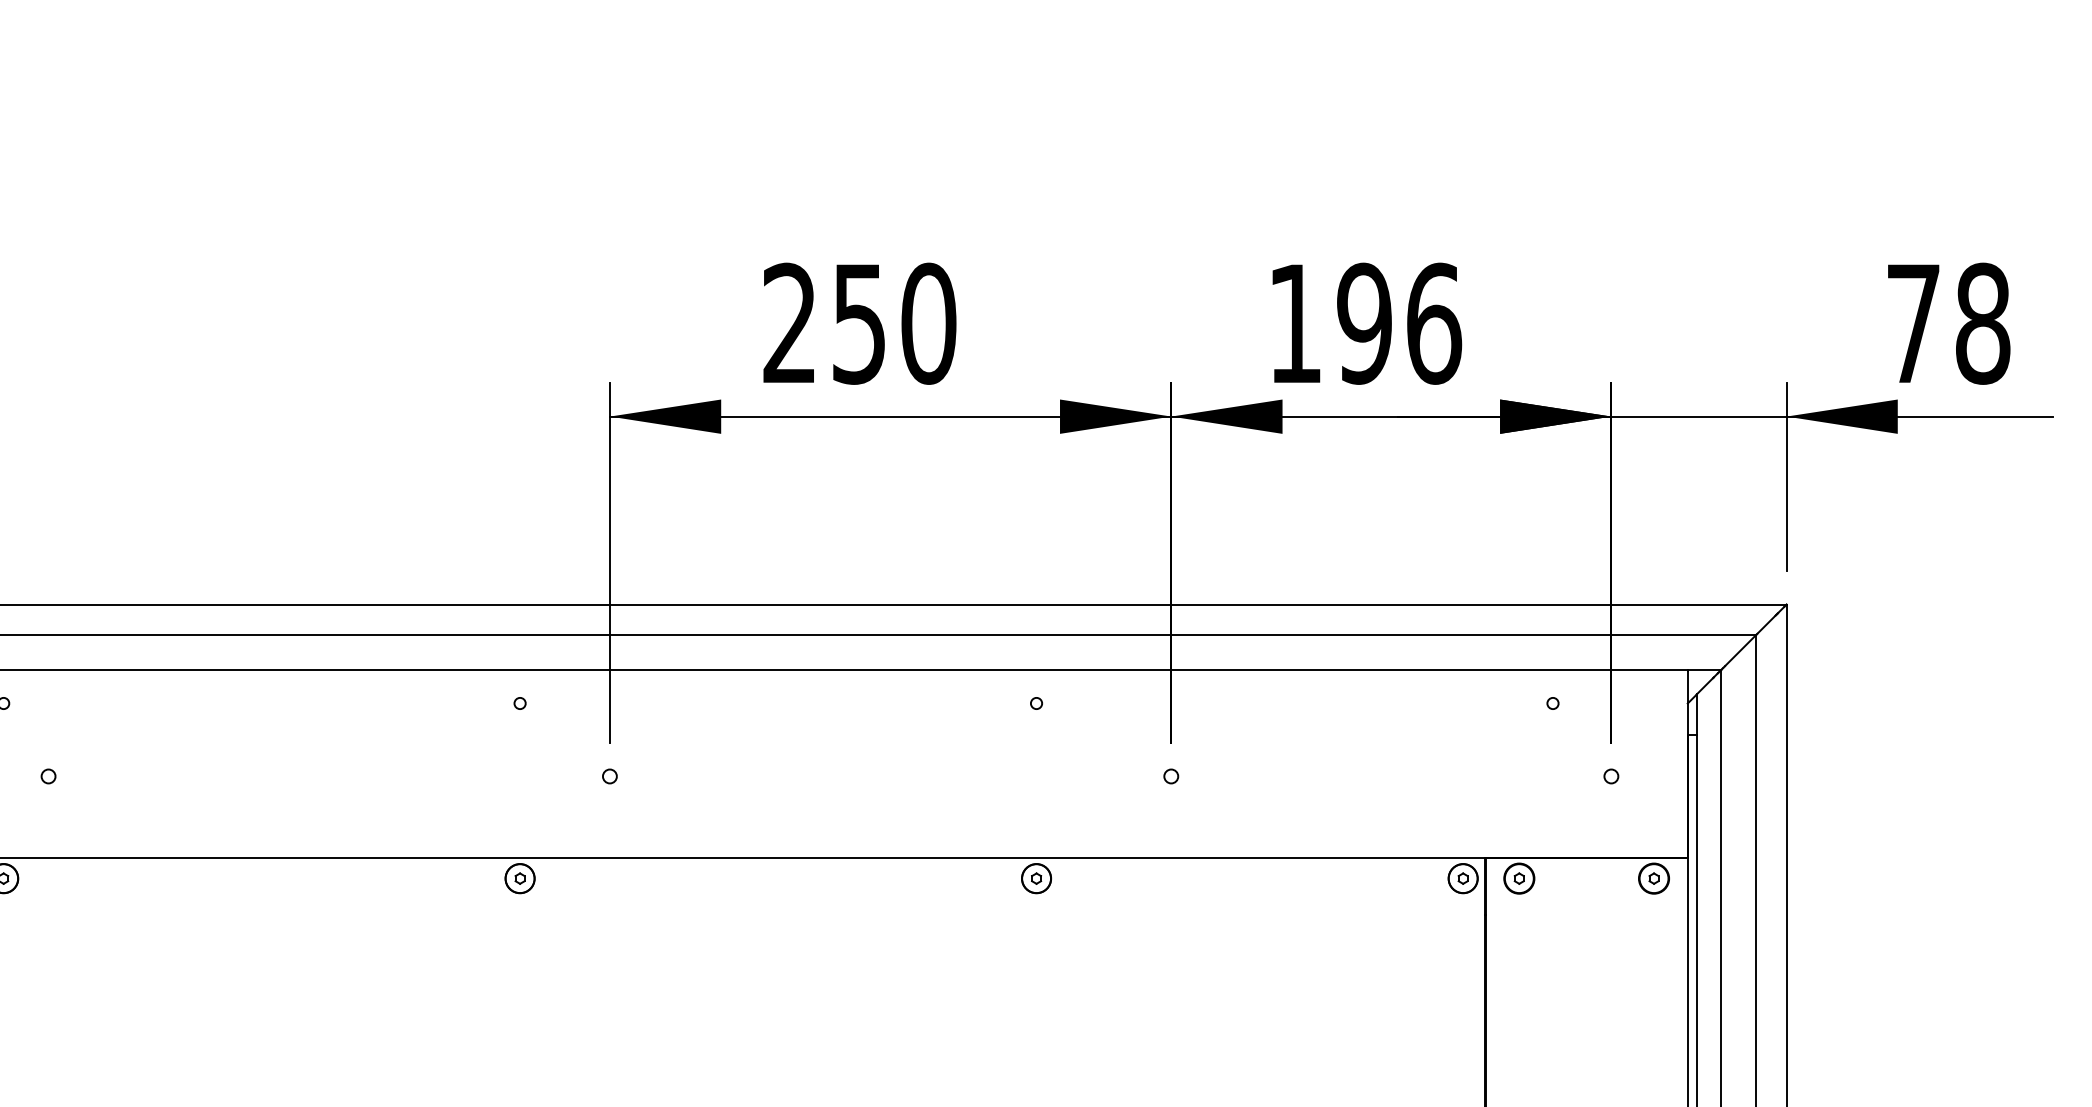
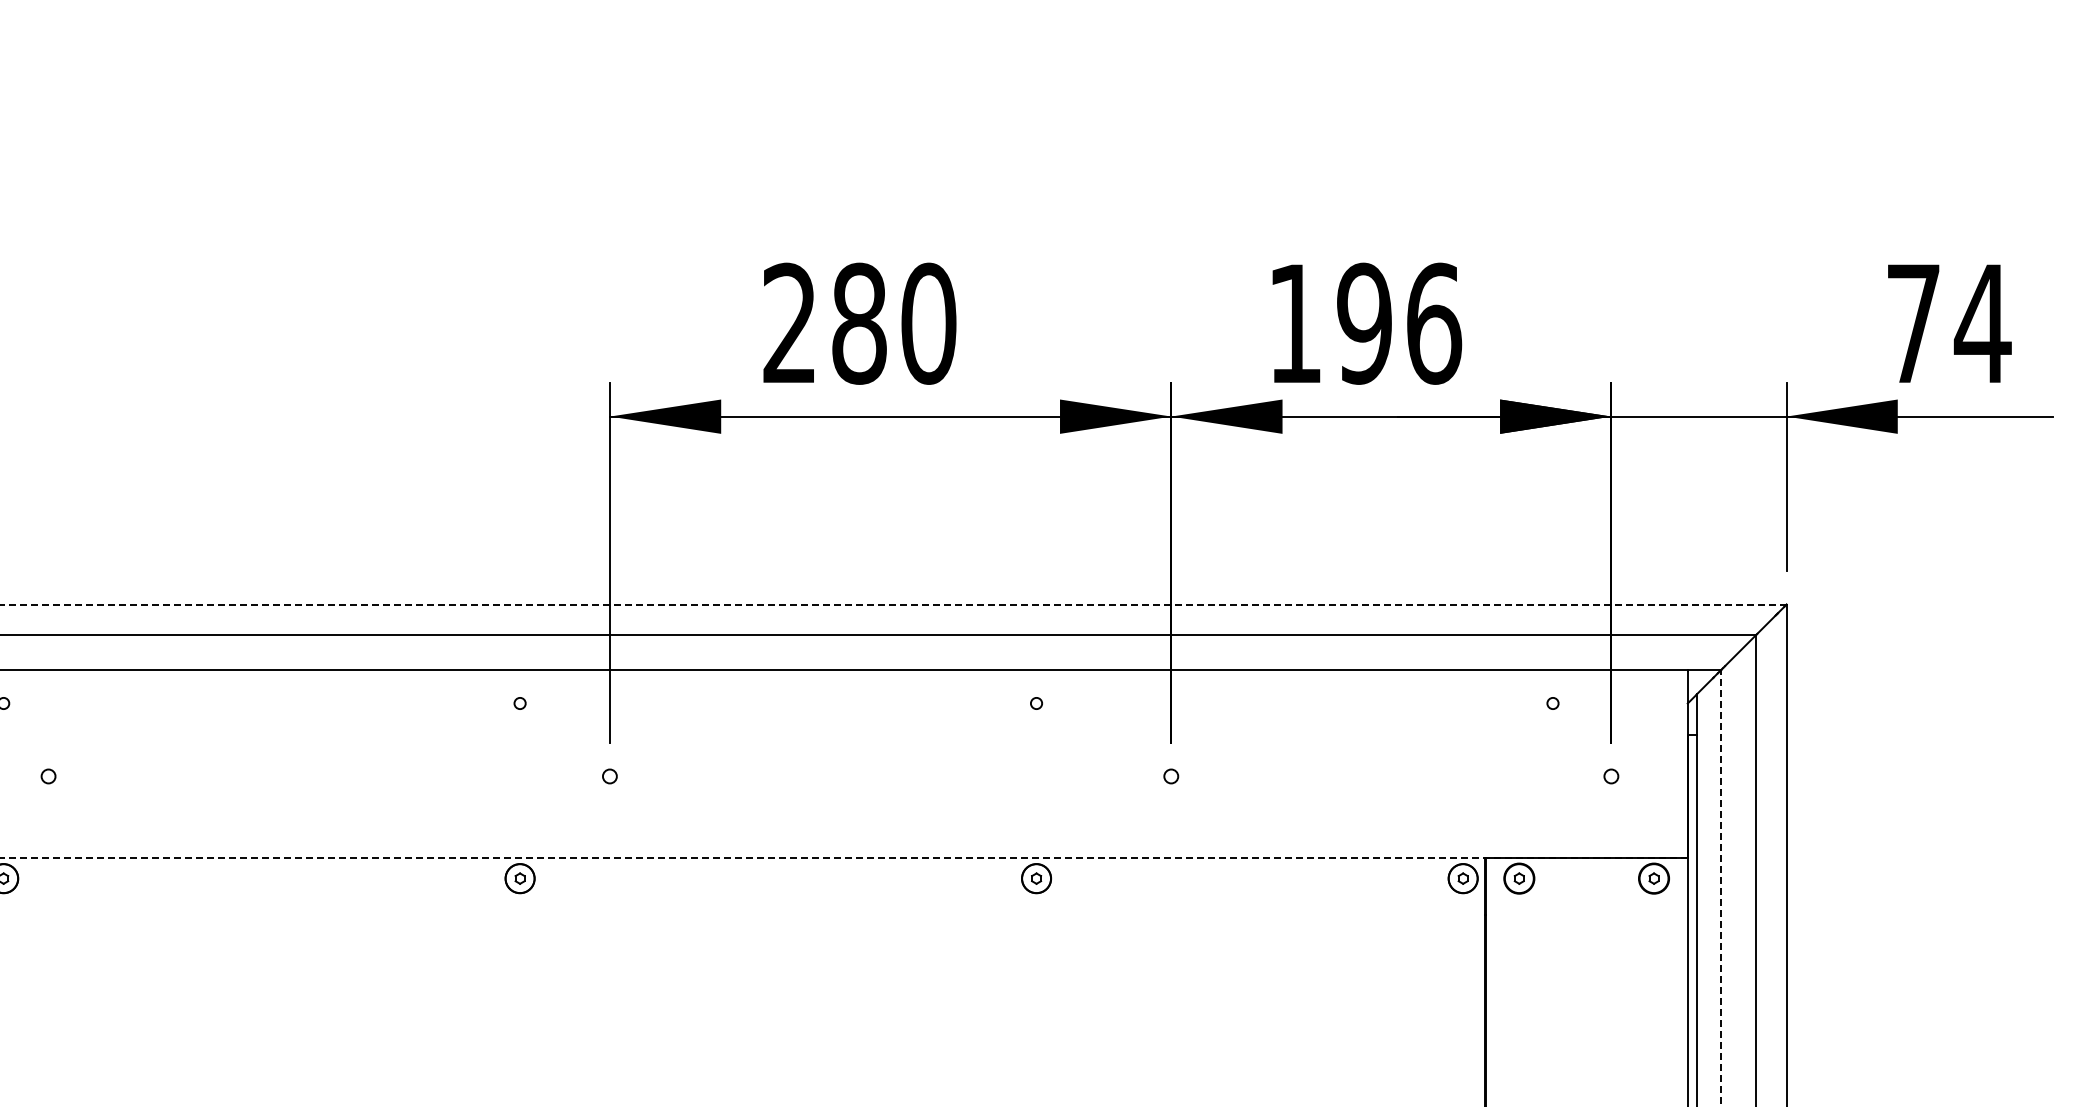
text: 250 -> 280 (859, 323)
text: 78 -> 74 (1982, 323)
line: solid -> dashed (893, 604)
line: solid -> dashed (843, 858)
line: solid -> dashed (1721, 887)
